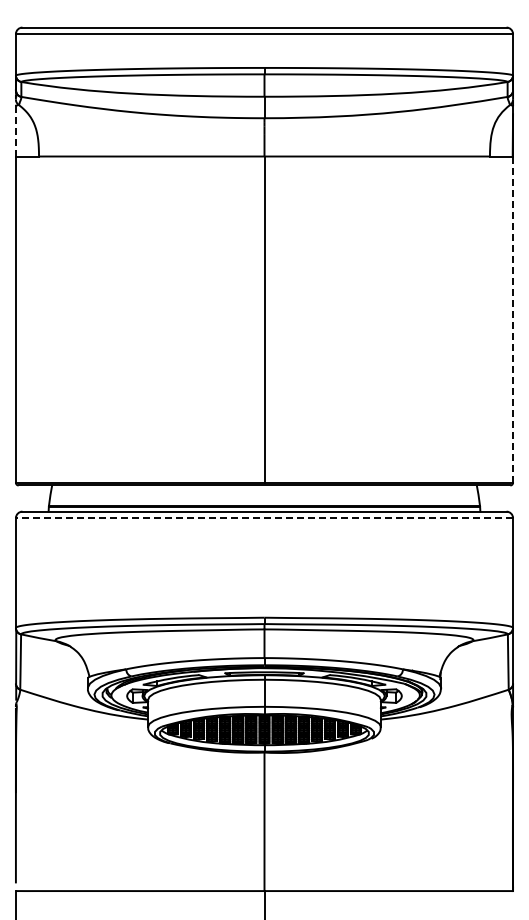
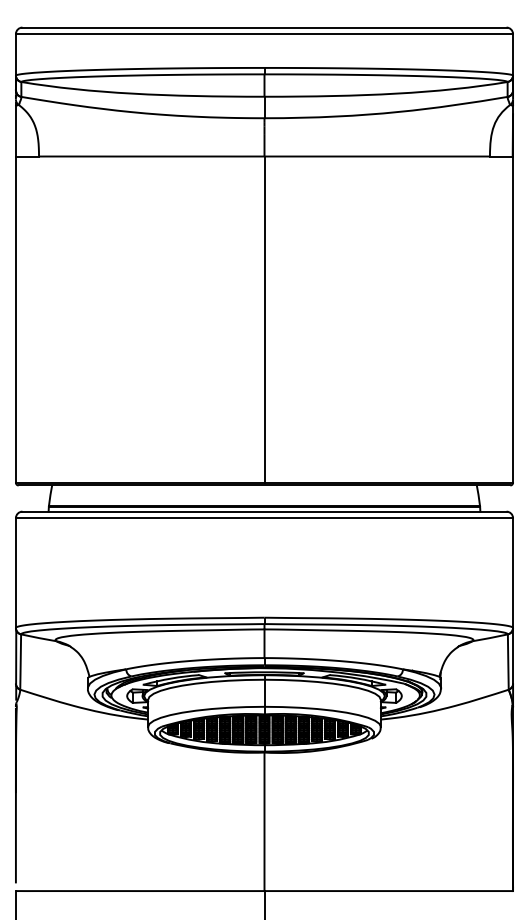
line: dashed -> solid (15, 129)
line: dashed -> solid (513, 319)
line: dashed -> solid (264, 518)
